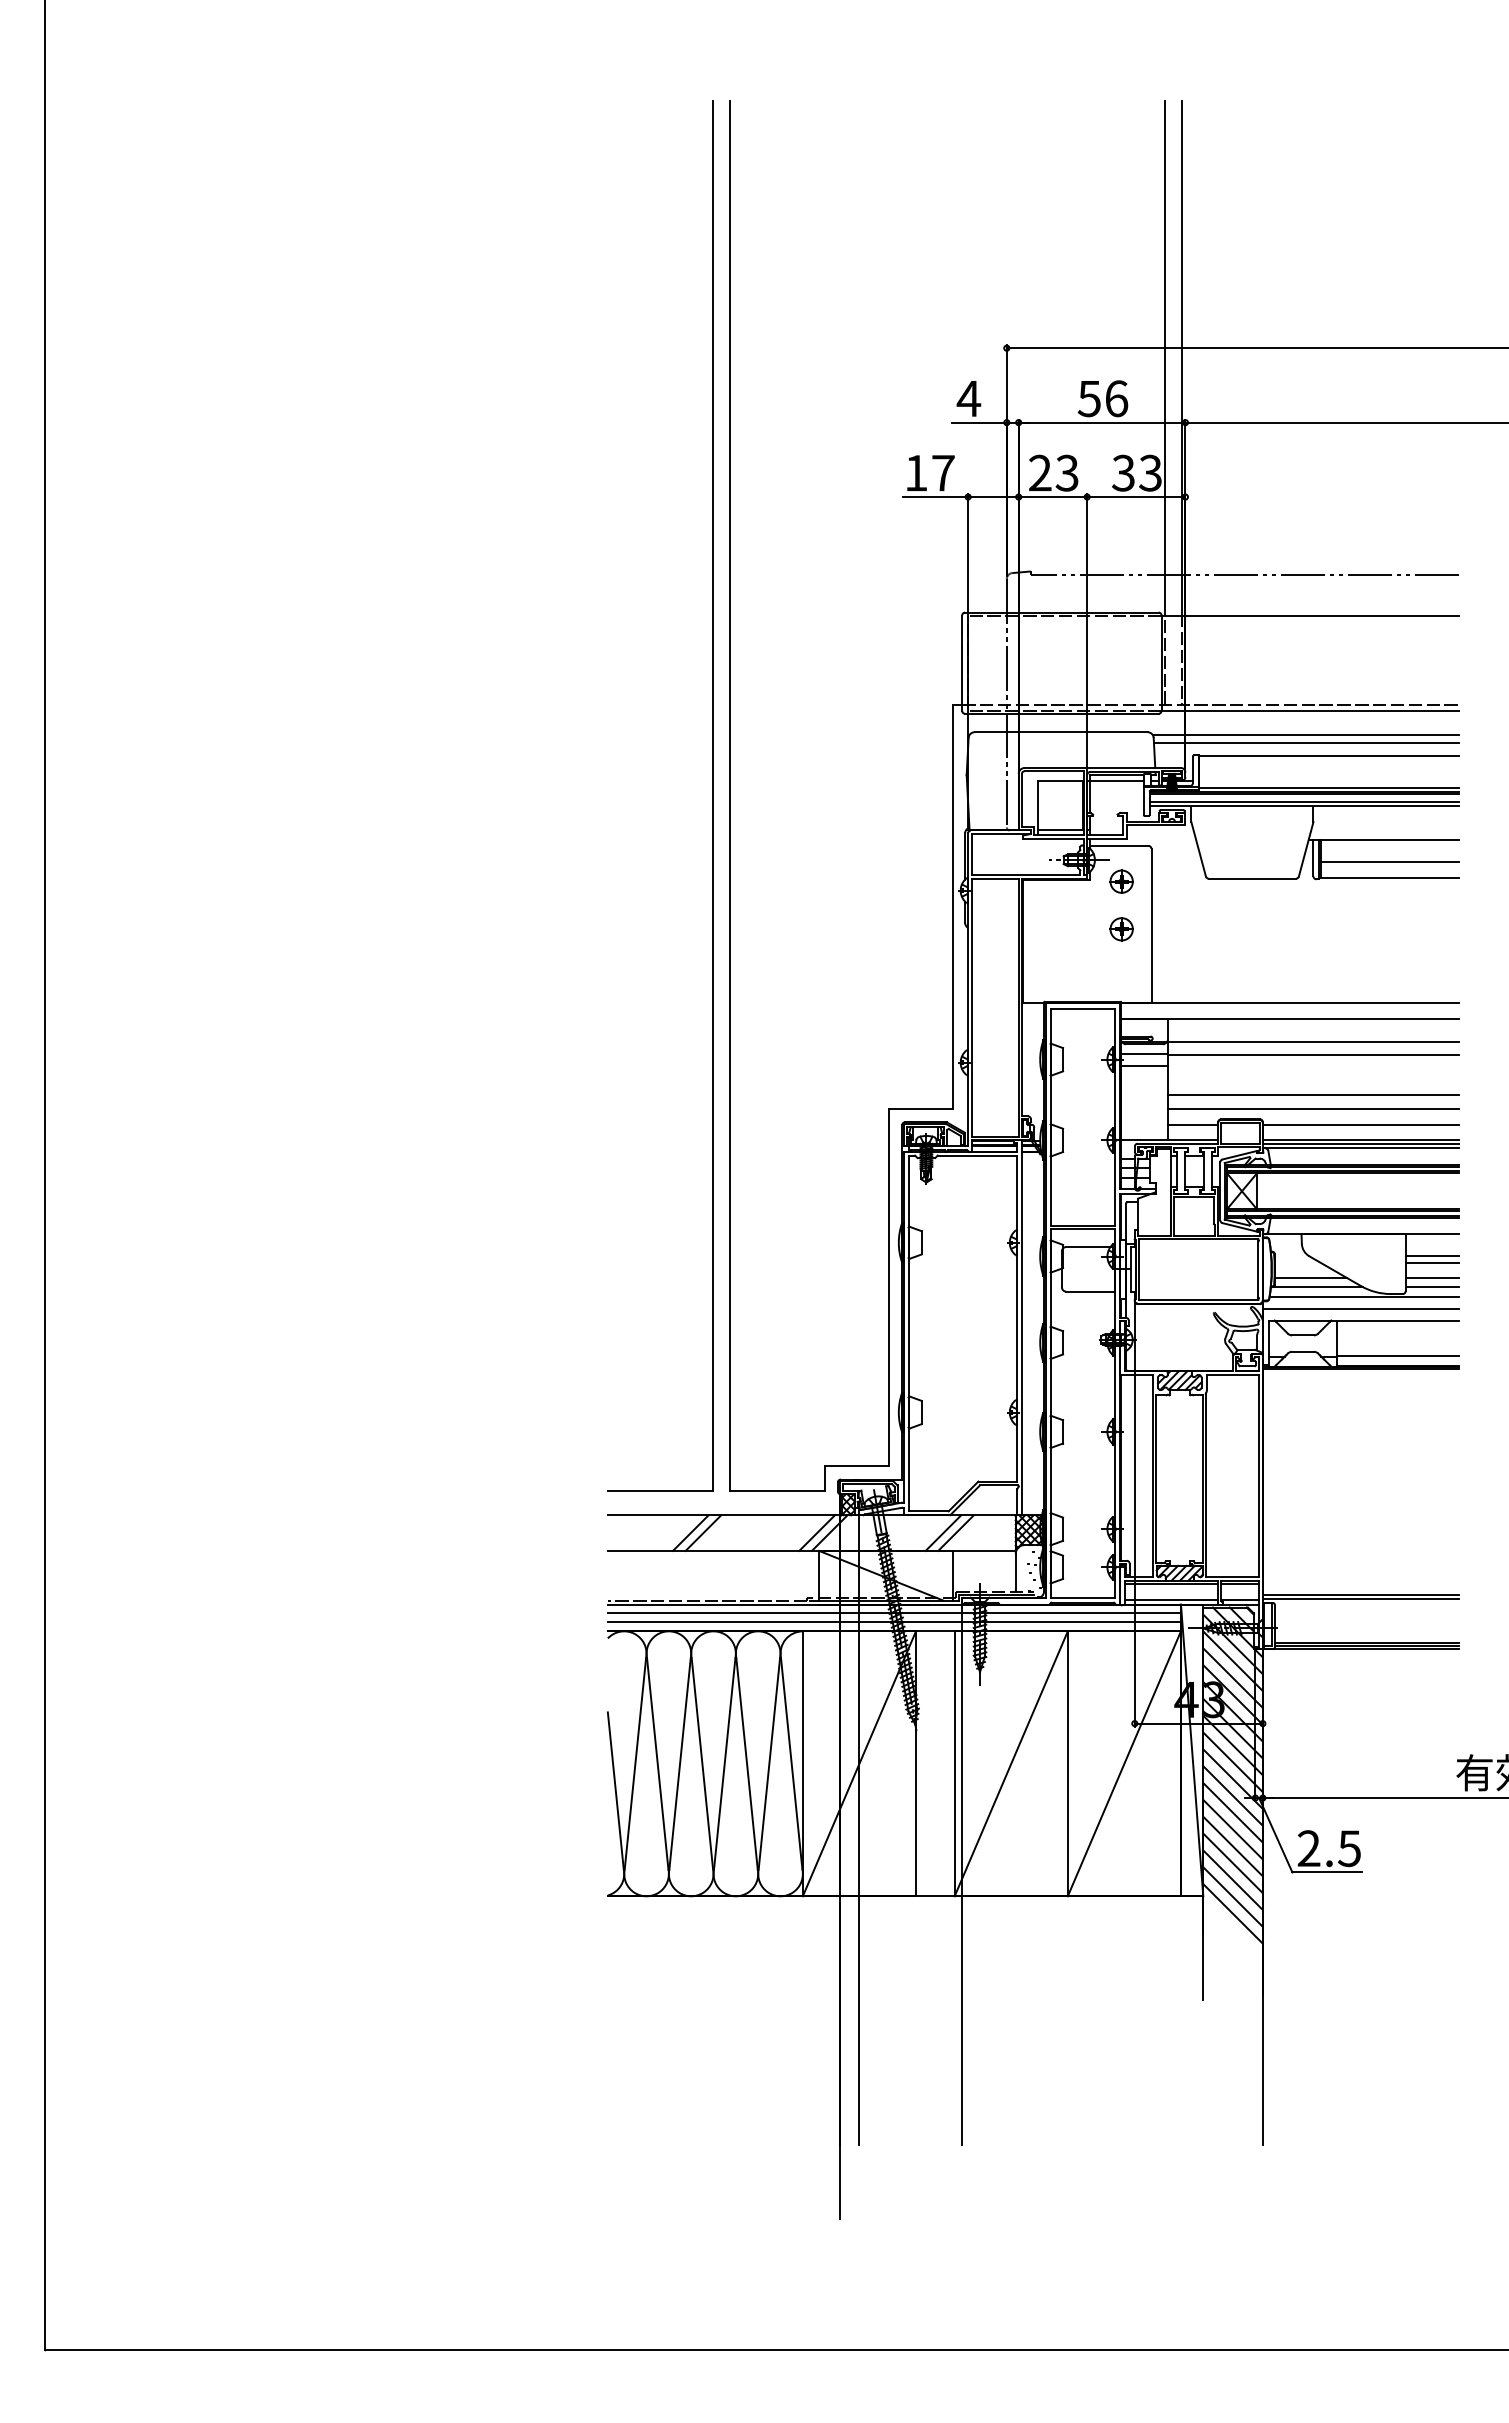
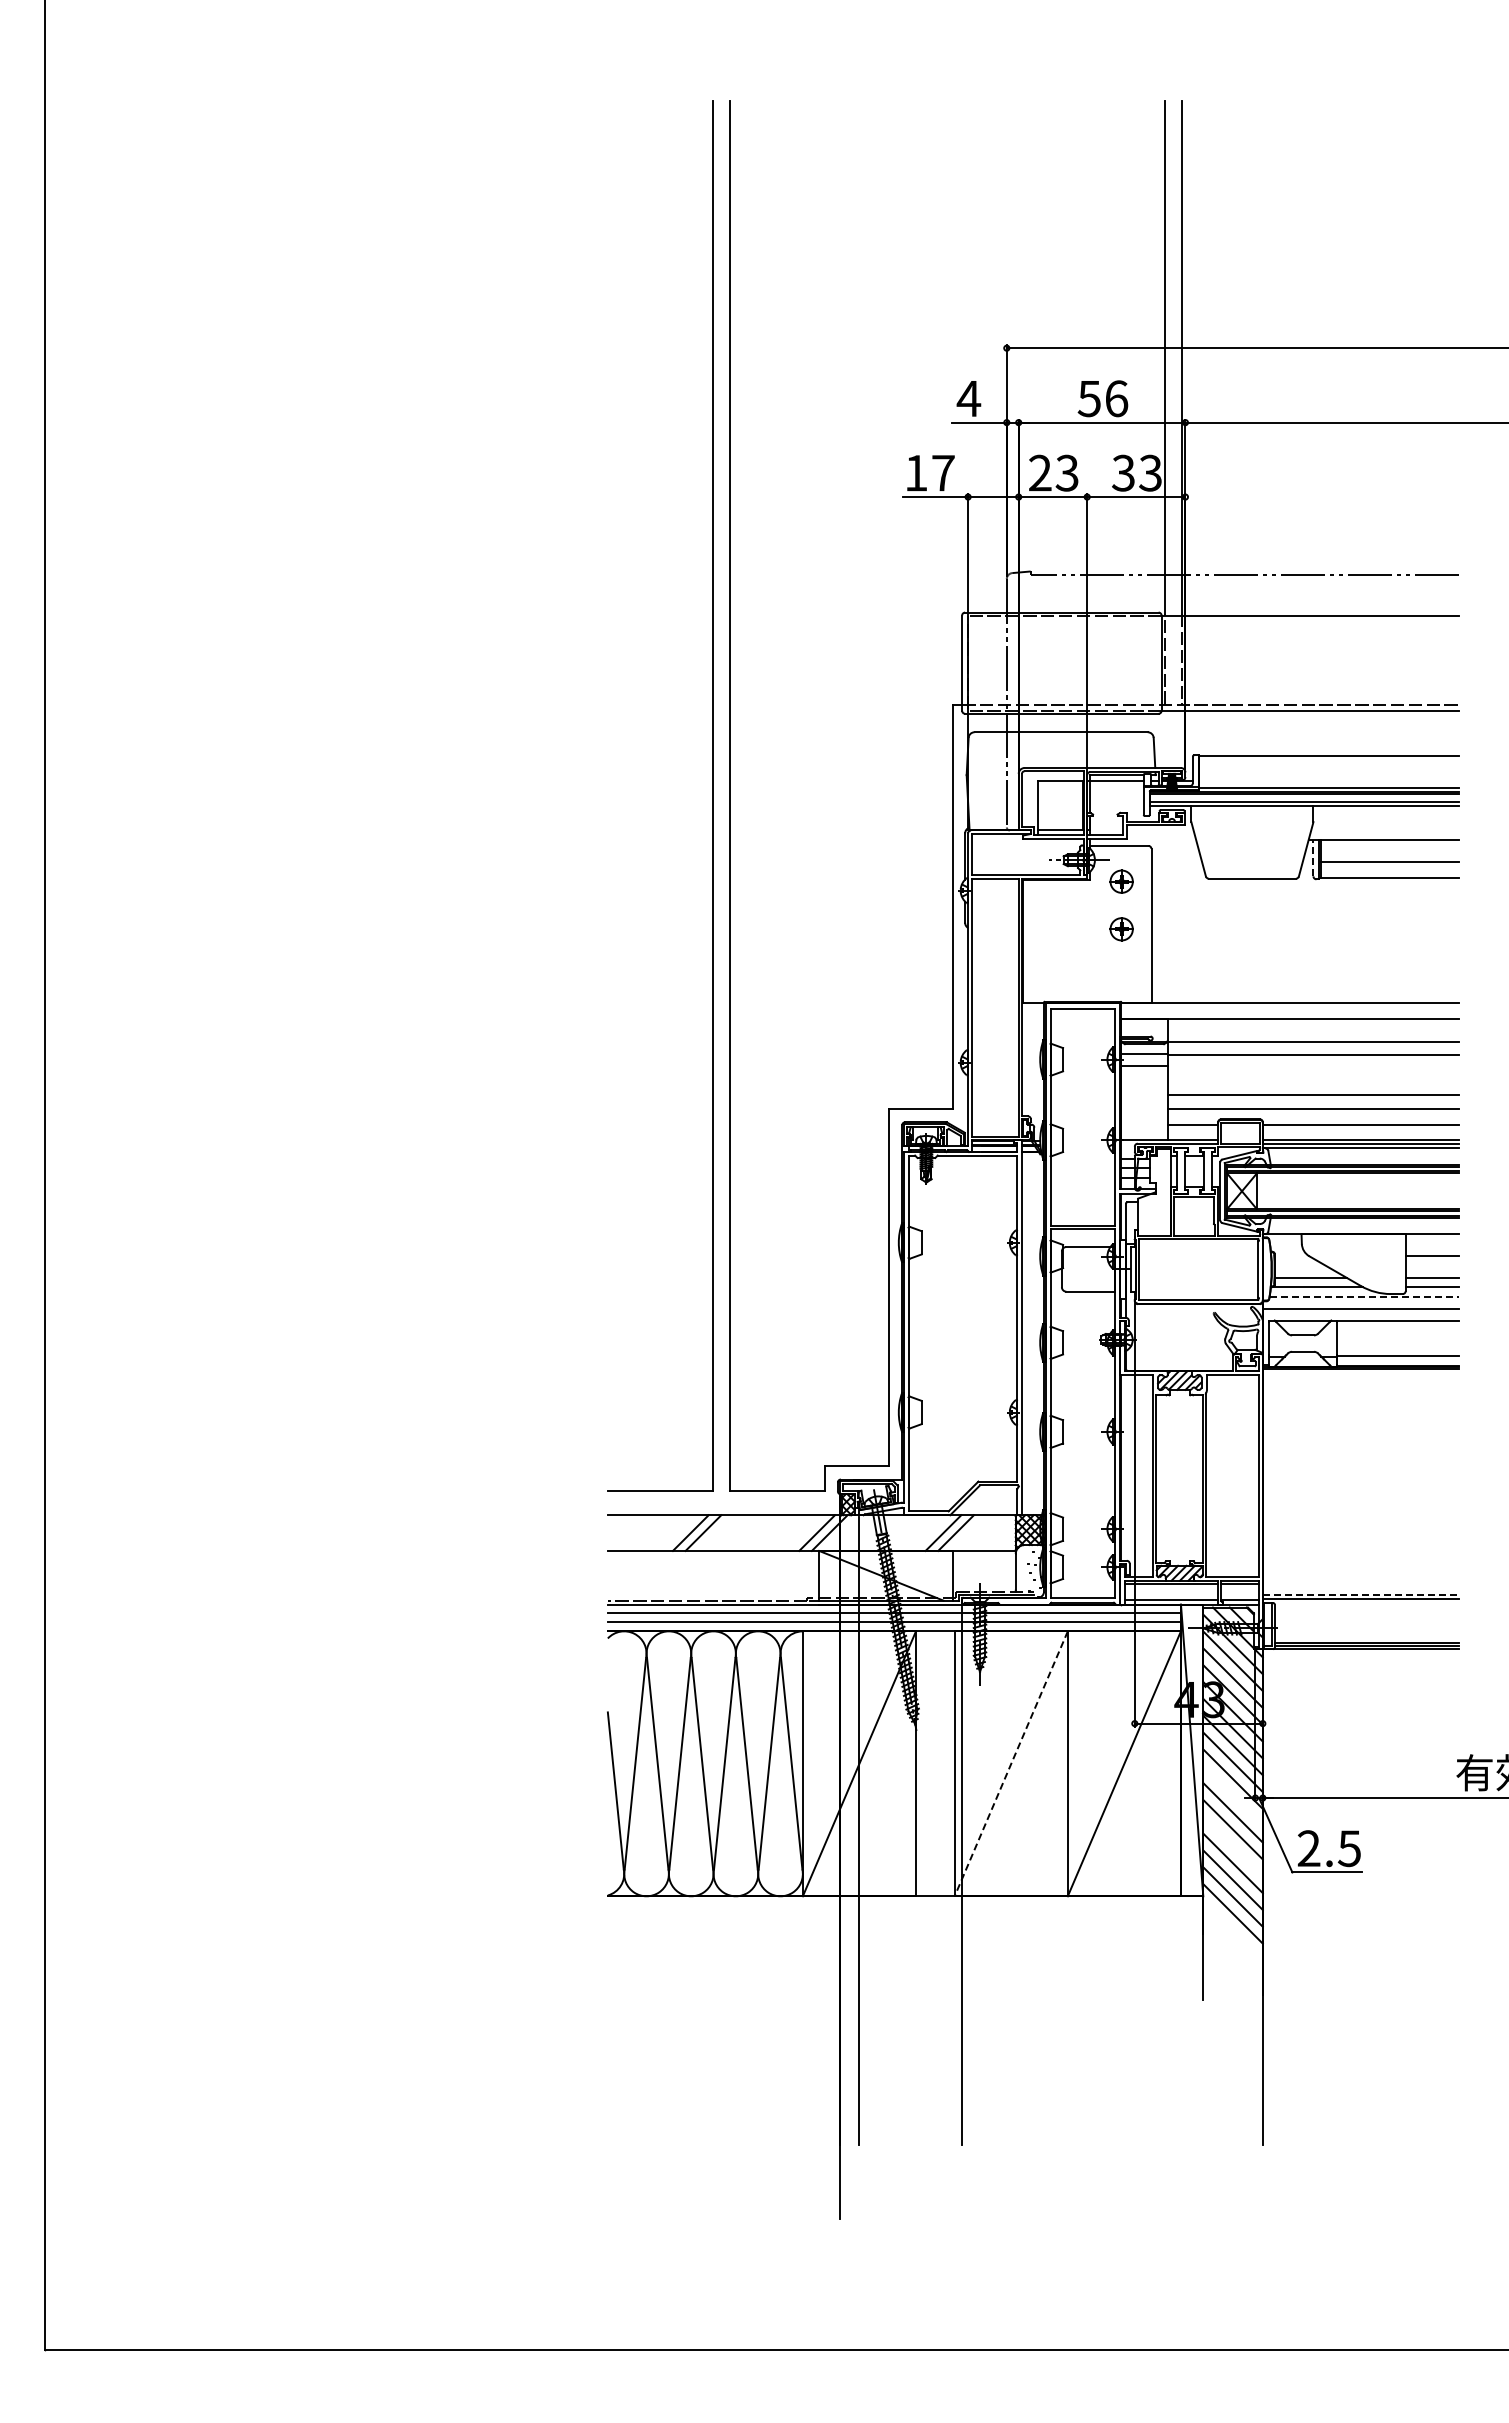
line: present -> none (1306, 734)
line: present -> none (1306, 742)
line: solid -> dashed (1313, 857)
line: present -> none (1432, 1263)
line: solid -> dashed (1364, 1297)
line: solid -> dashed (1361, 1594)
line: solid -> dashed (1011, 1764)
line: present -> none (1232, 1795)
line: present -> none (1232, 1846)
